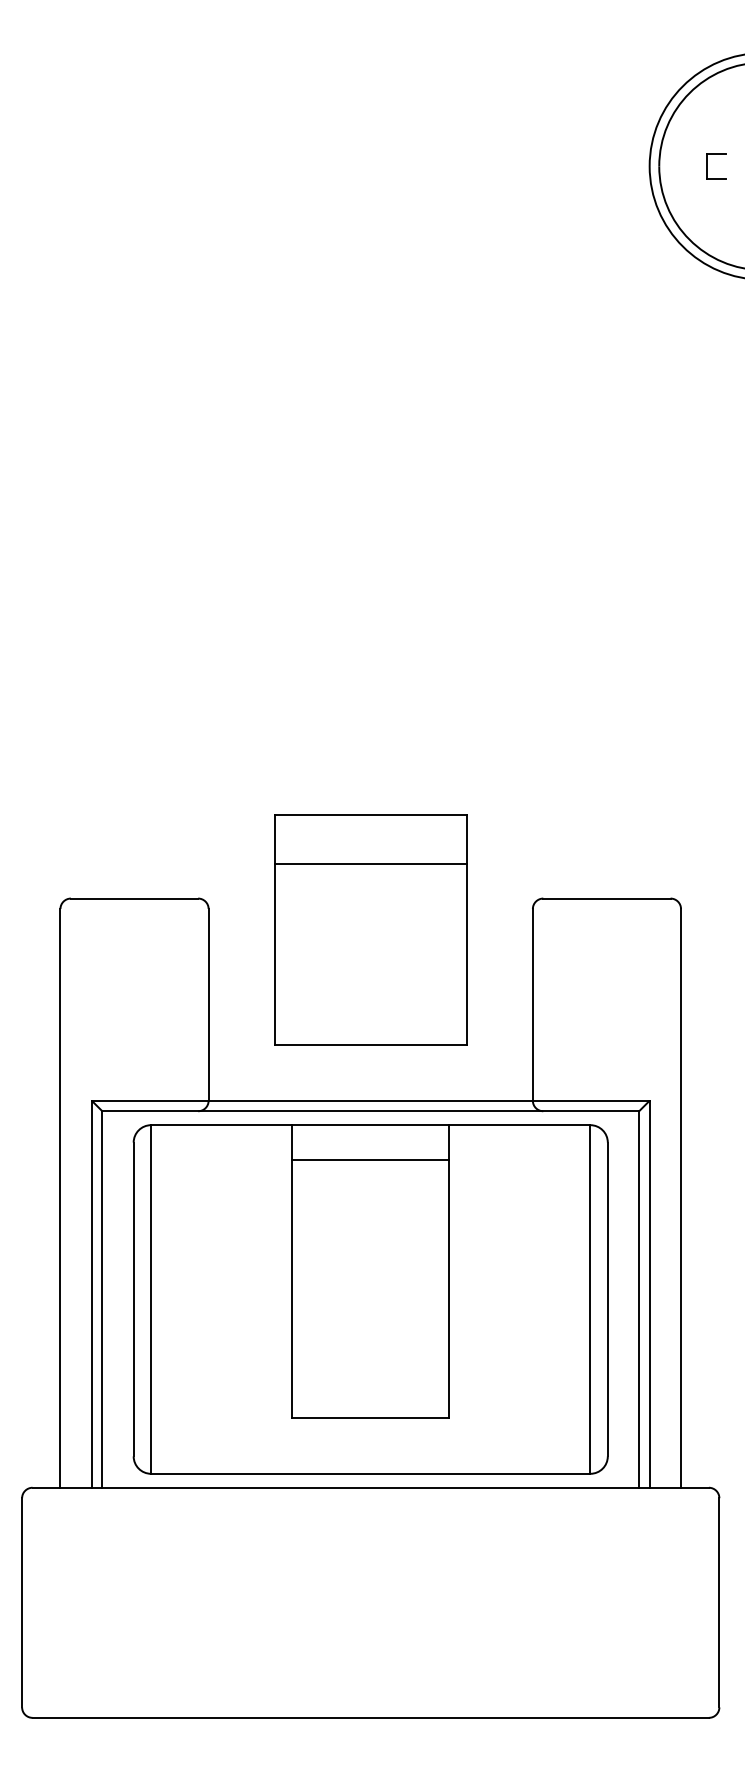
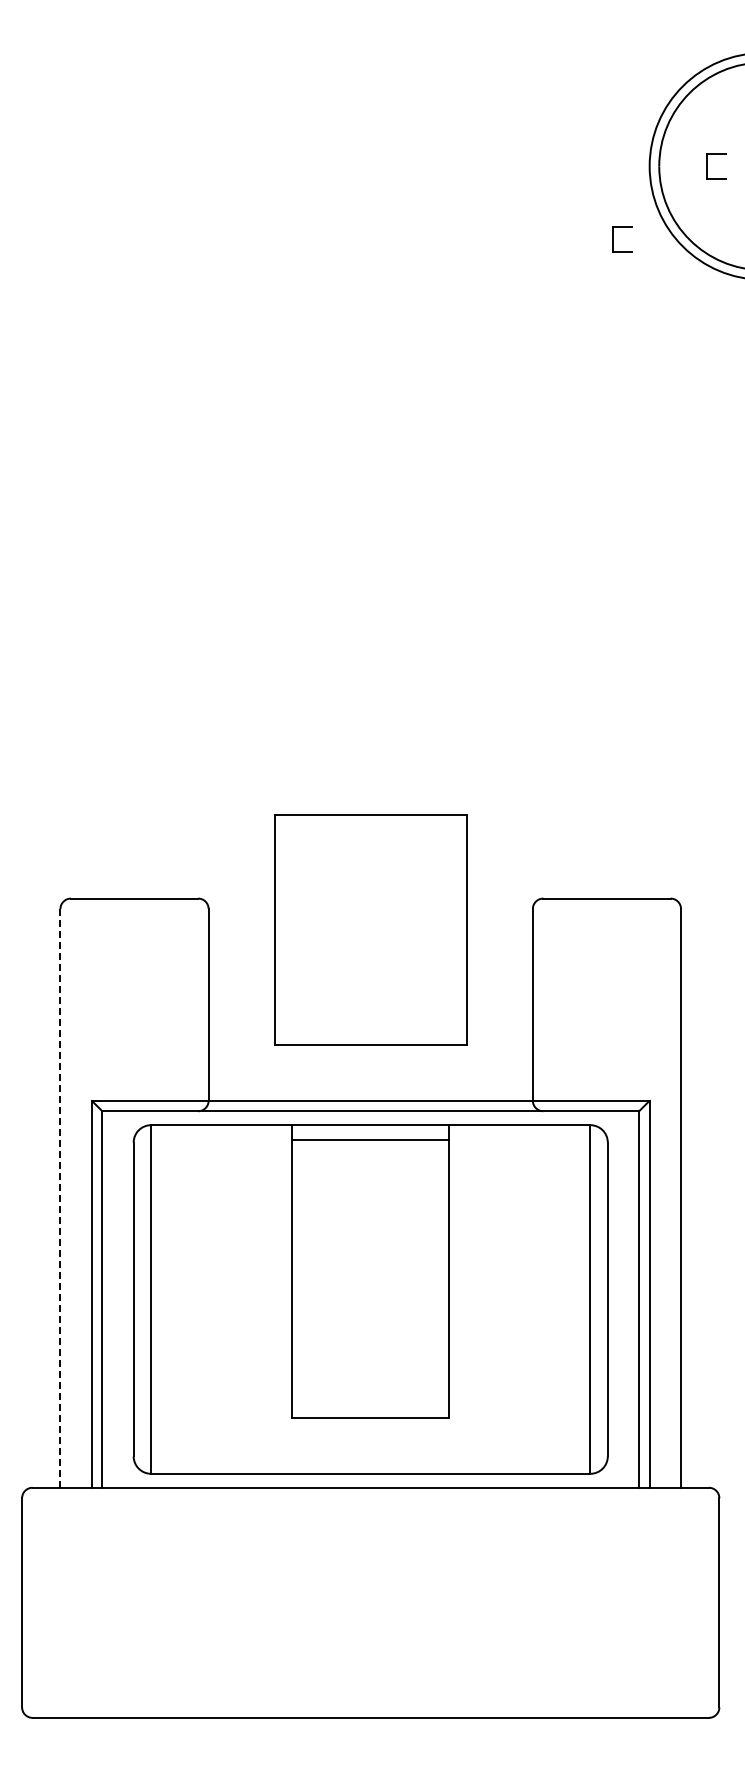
part: none -> present (613, 239)
line: present -> none (370, 863)
line position: (370, 1160) -> (370, 1140) (370, 1140)
line: solid -> dashed (60, 1197)
